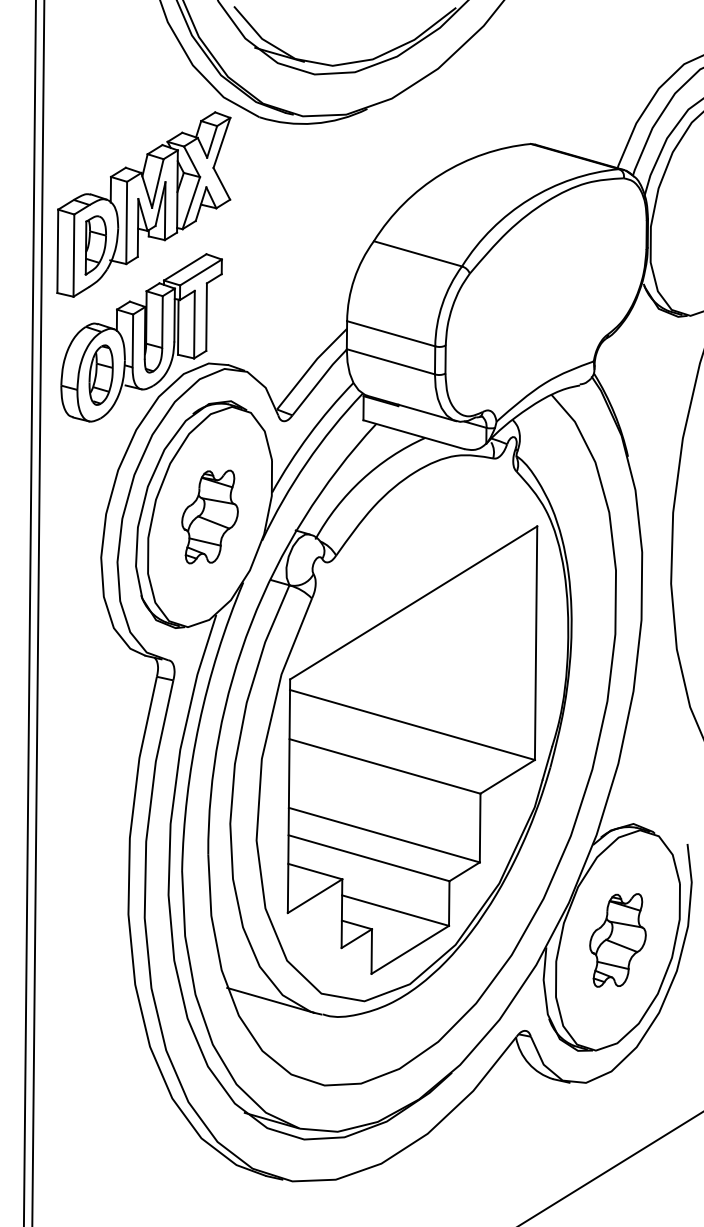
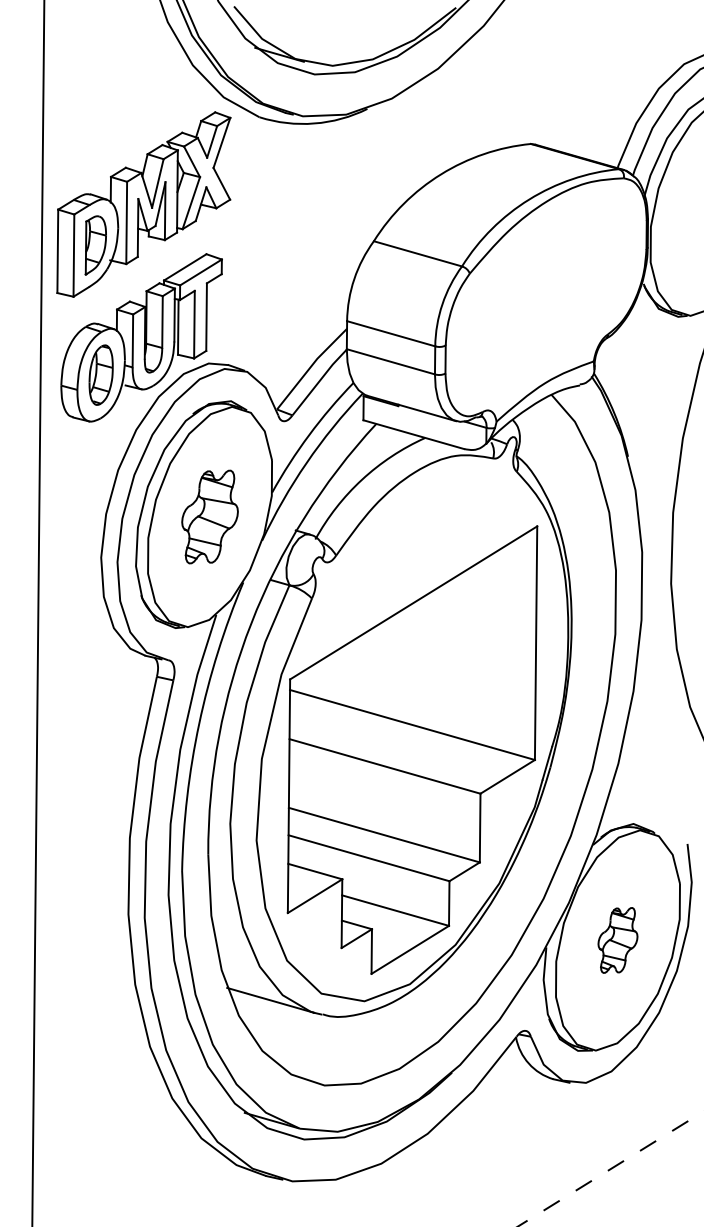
line: present -> none (29, 612)
part size: 58x95 px -> 42x67 px (617, 940)
line: solid -> dashed (610, 1169)
